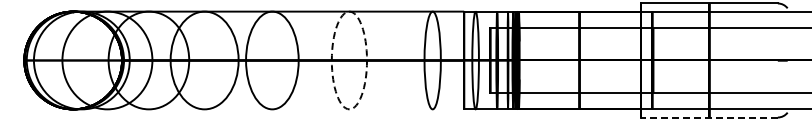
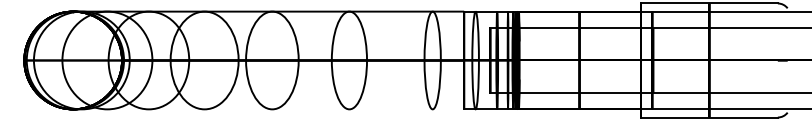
circle: dashed -> solid (349, 60)
line: dashed -> solid (708, 117)
